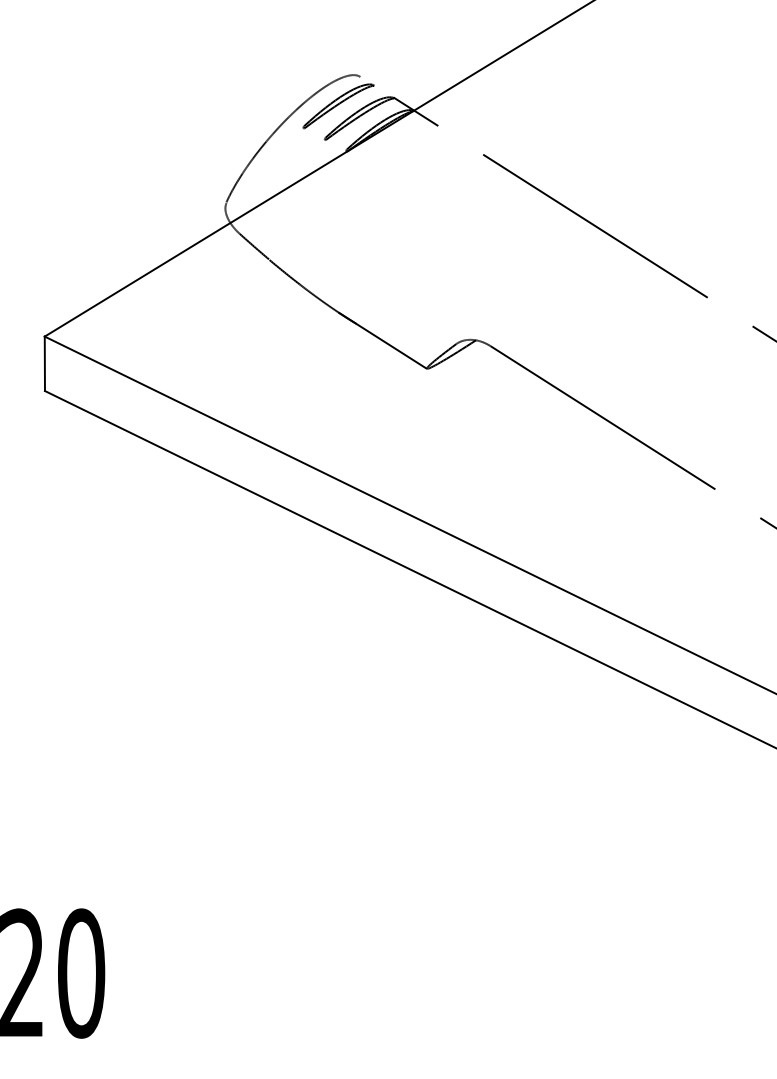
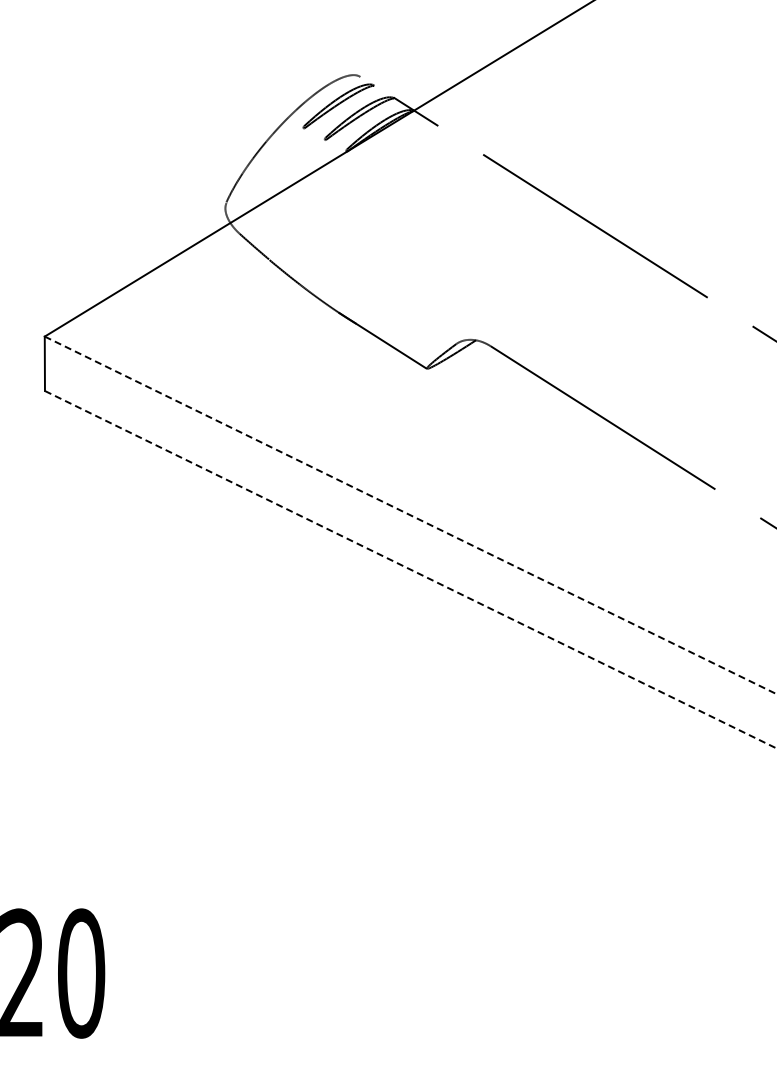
line: solid -> dashed (410, 515)
line: solid -> dashed (410, 569)
